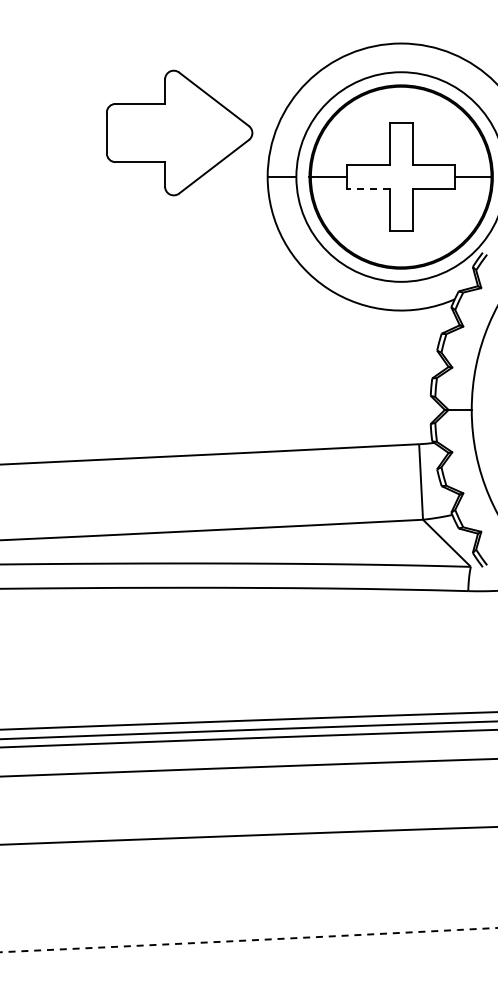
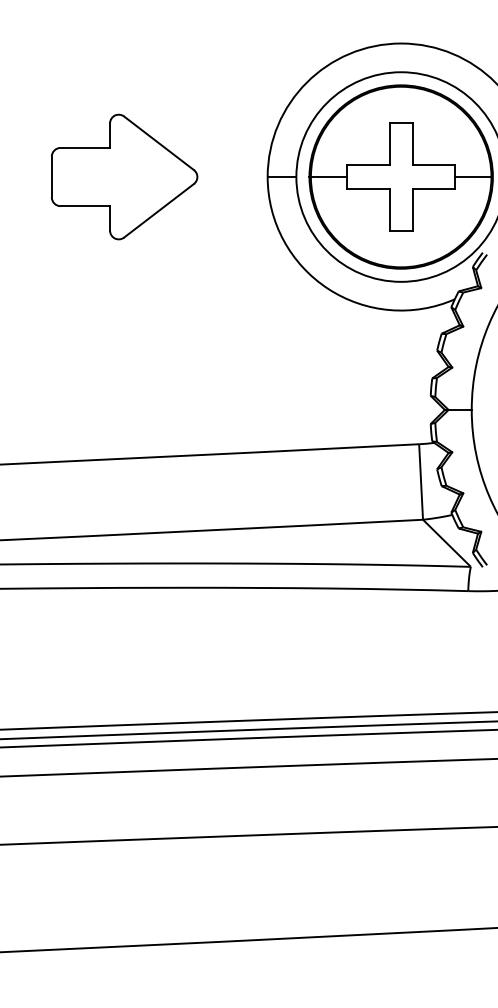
part position: (179, 132) -> (124, 176) (124, 176)
line: dashed -> solid (367, 188)
arc: dashed -> solid (248, 940)
